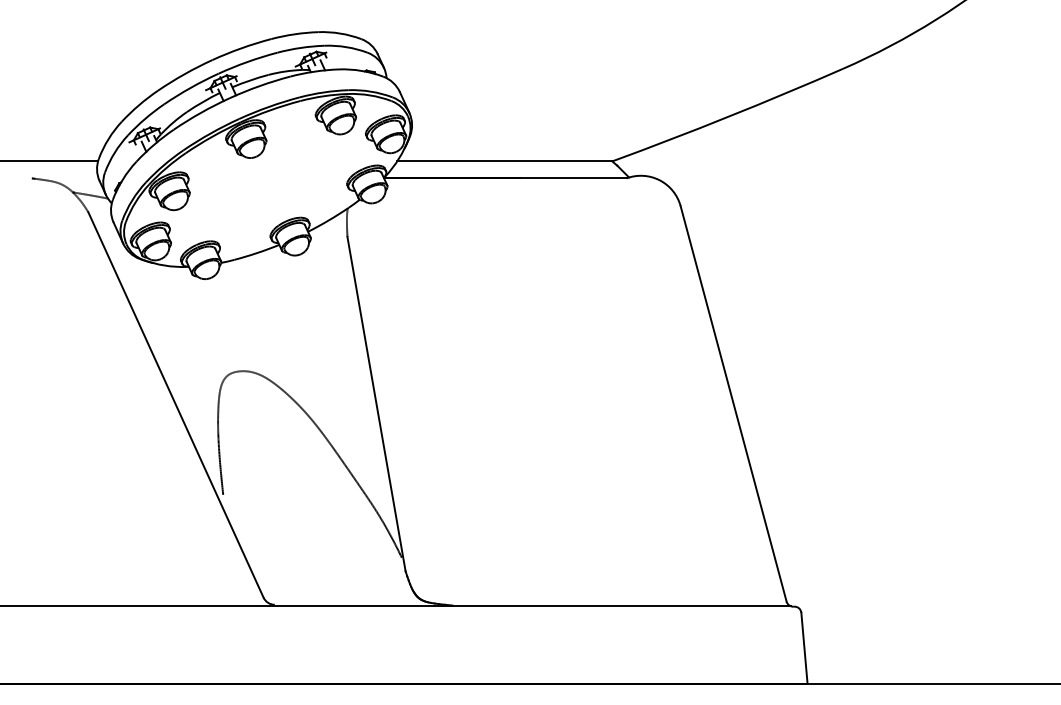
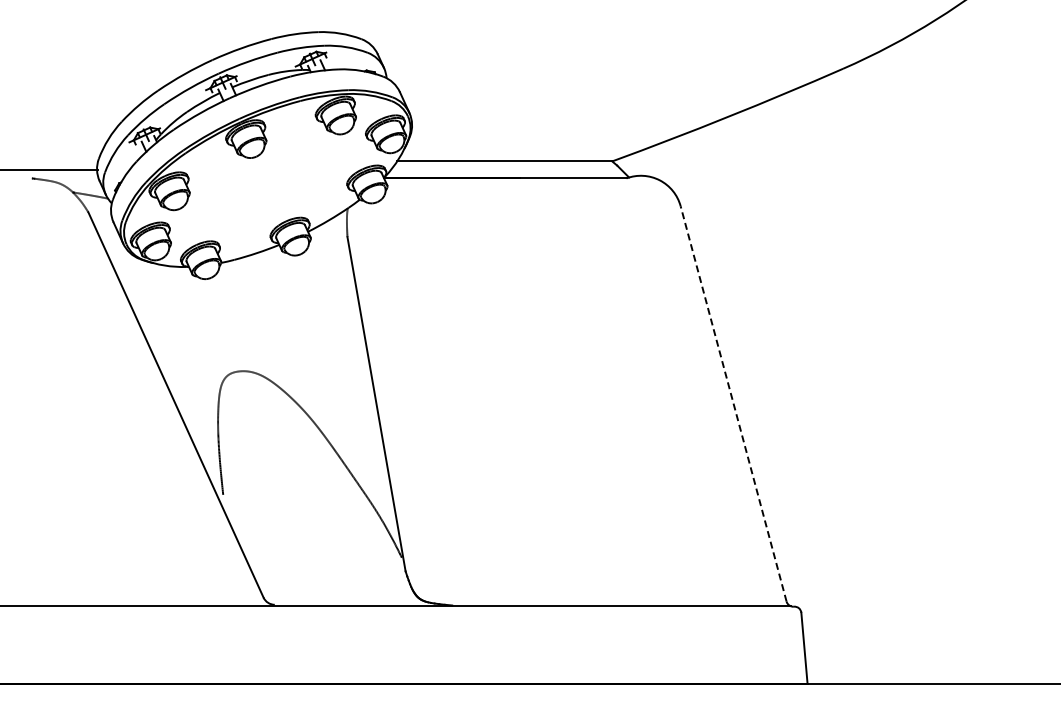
line position: (50, 161) -> (50, 170) (50, 170)
line: solid -> dashed (733, 403)
